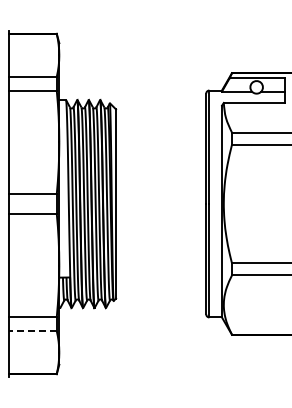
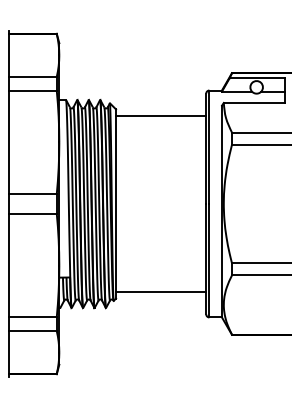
line: none -> present (161, 115)
line: none -> present (161, 292)
line: dashed -> solid (32, 331)
